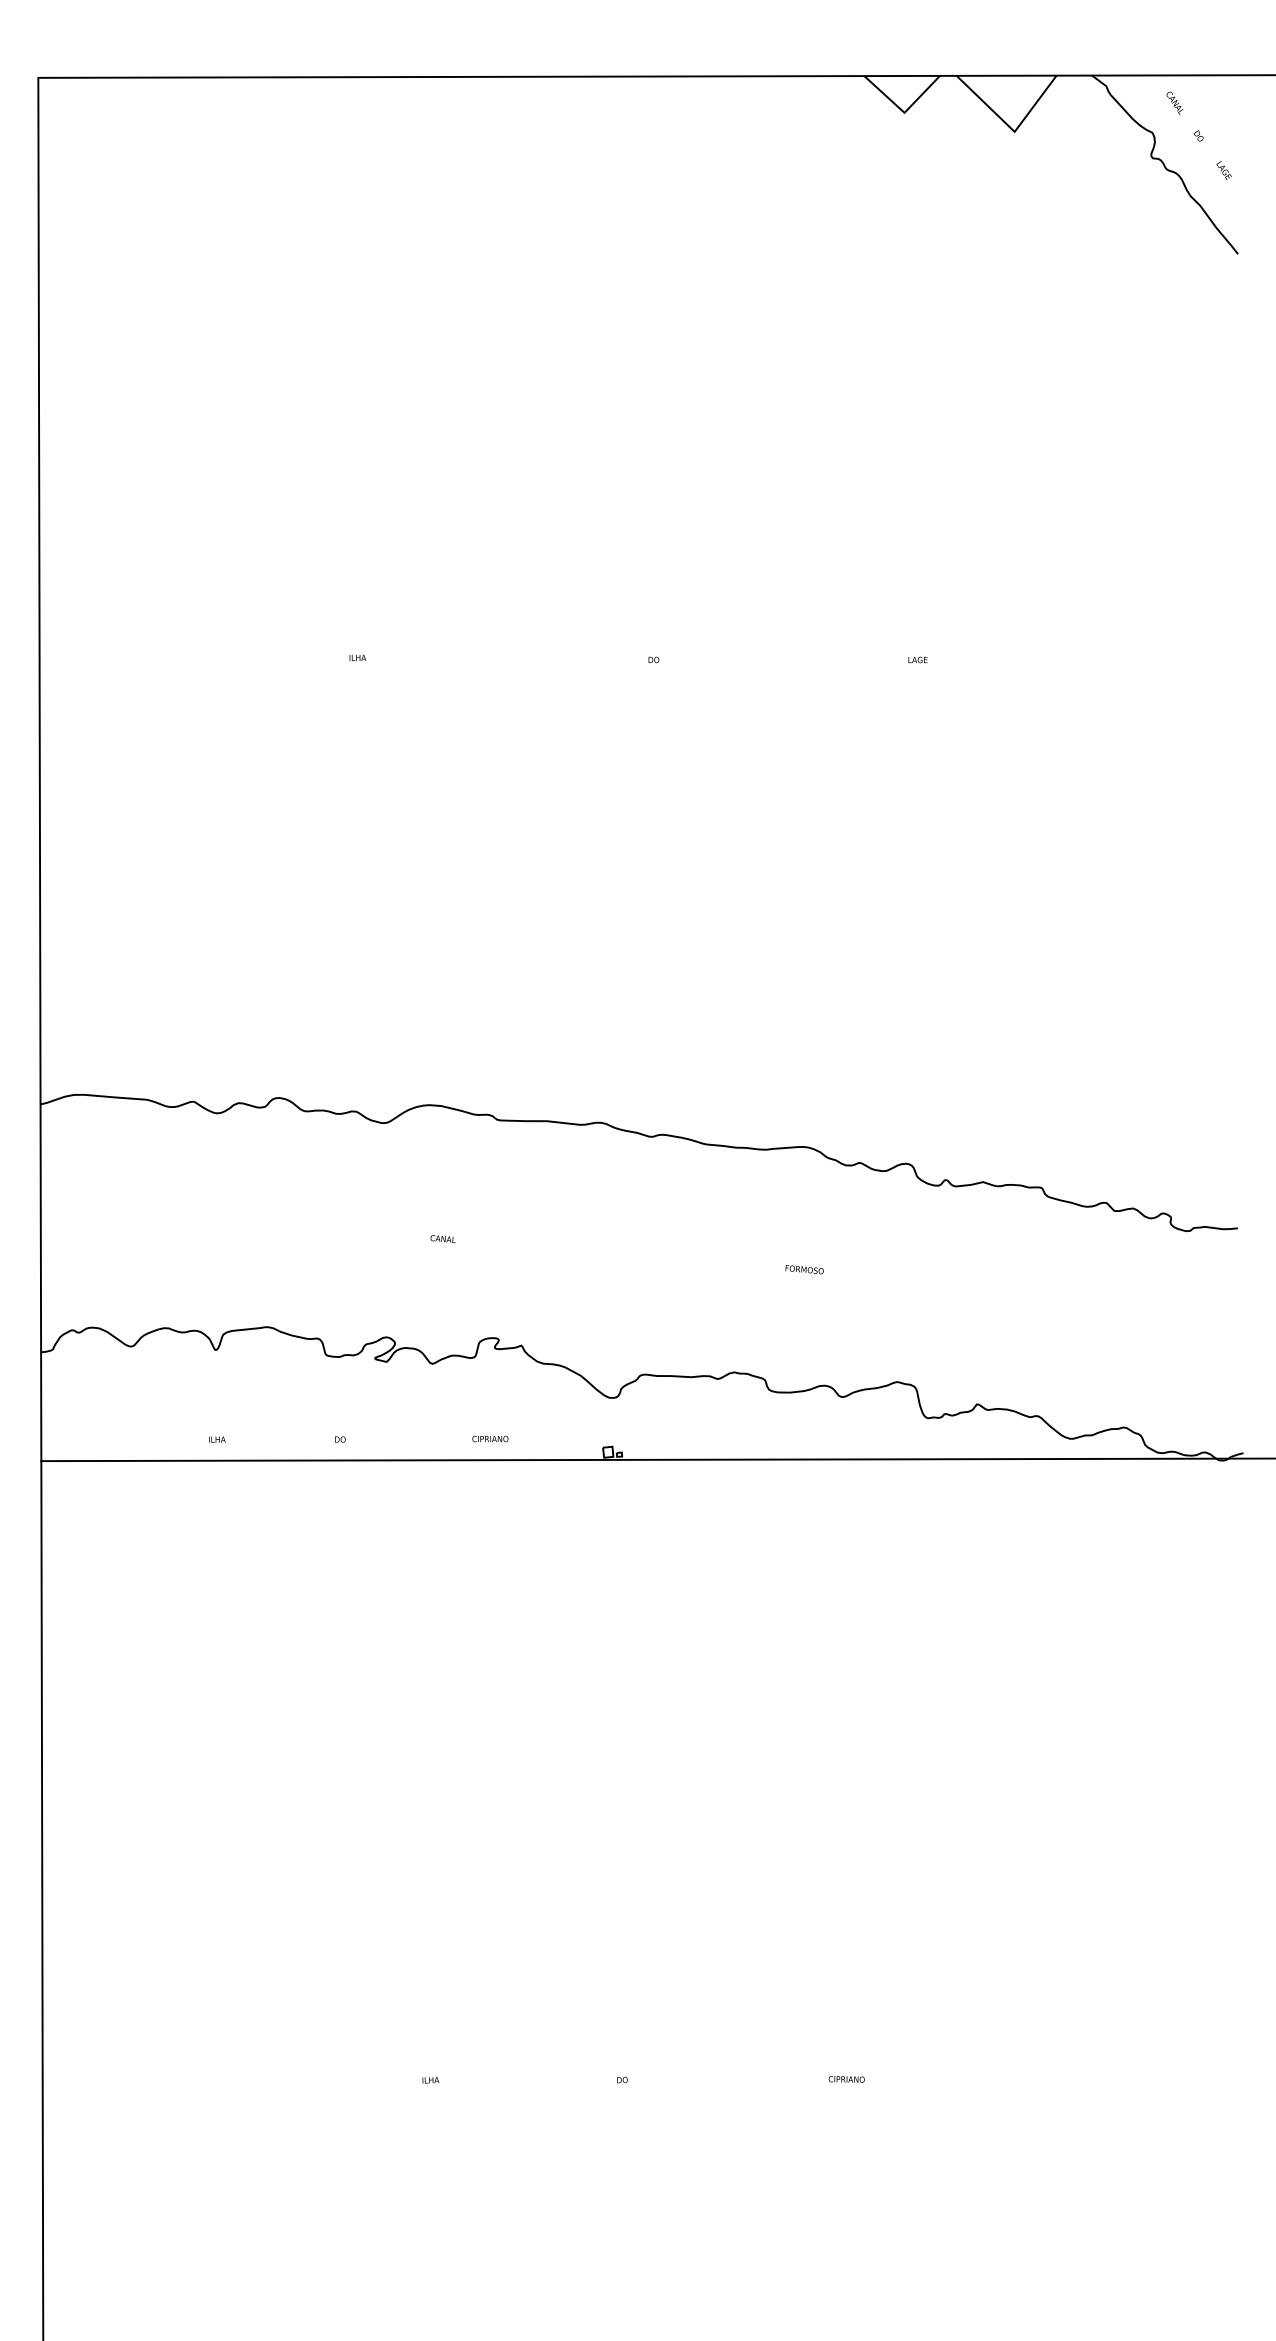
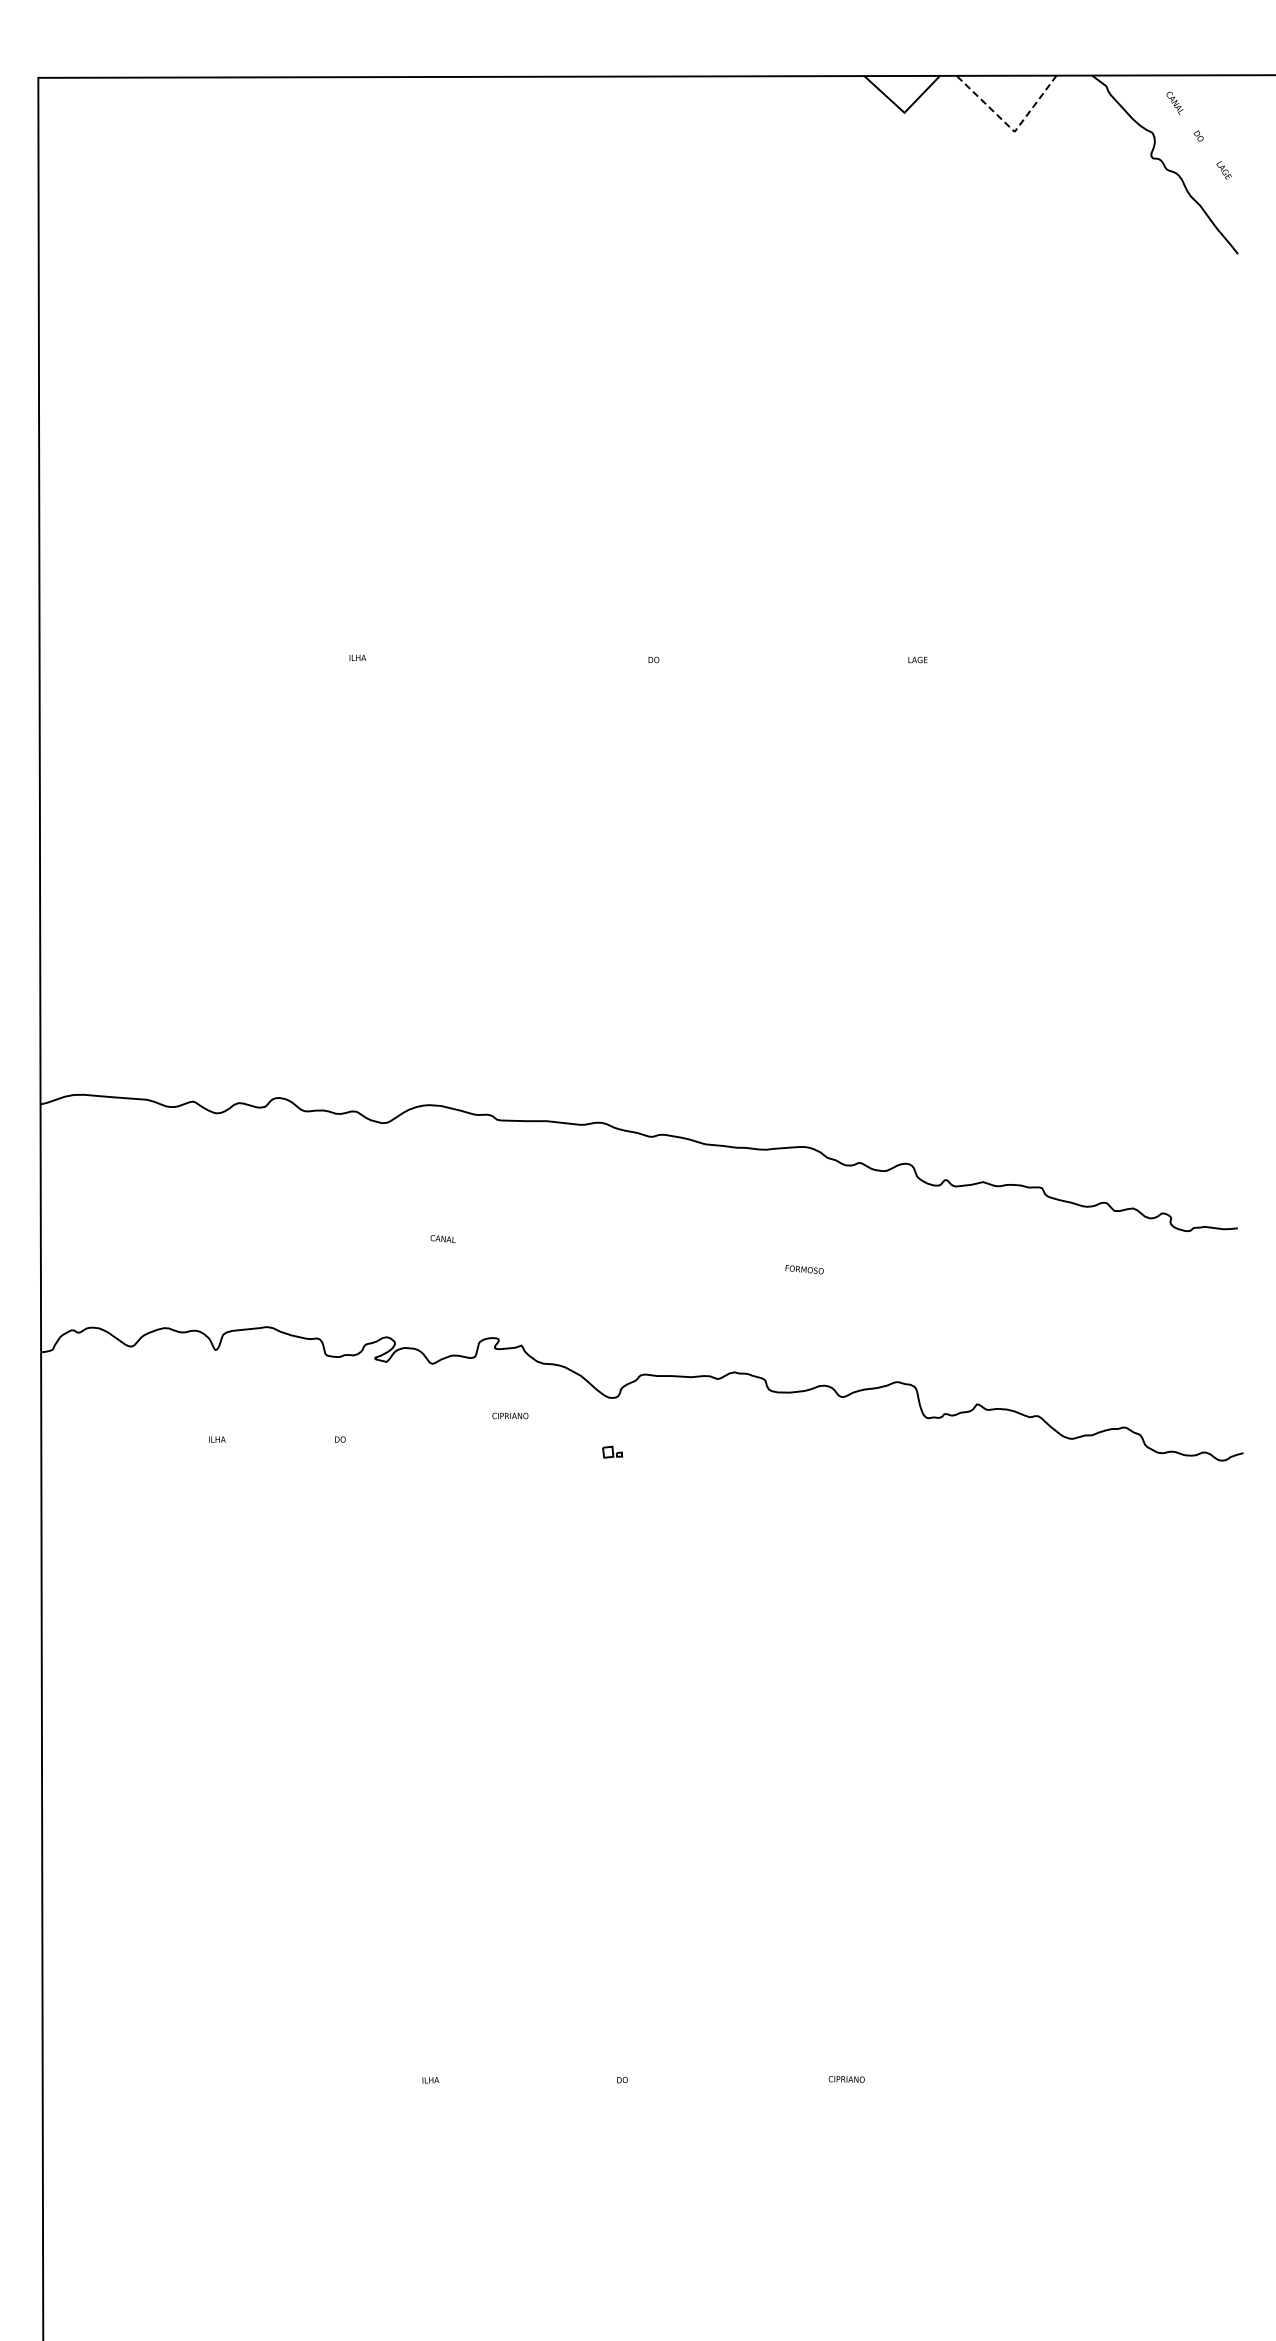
line: solid -> dashed (1011, 128)
text position: (490, 1438) -> (510, 1415) (510, 1415)
line: present -> none (656, 1459)
